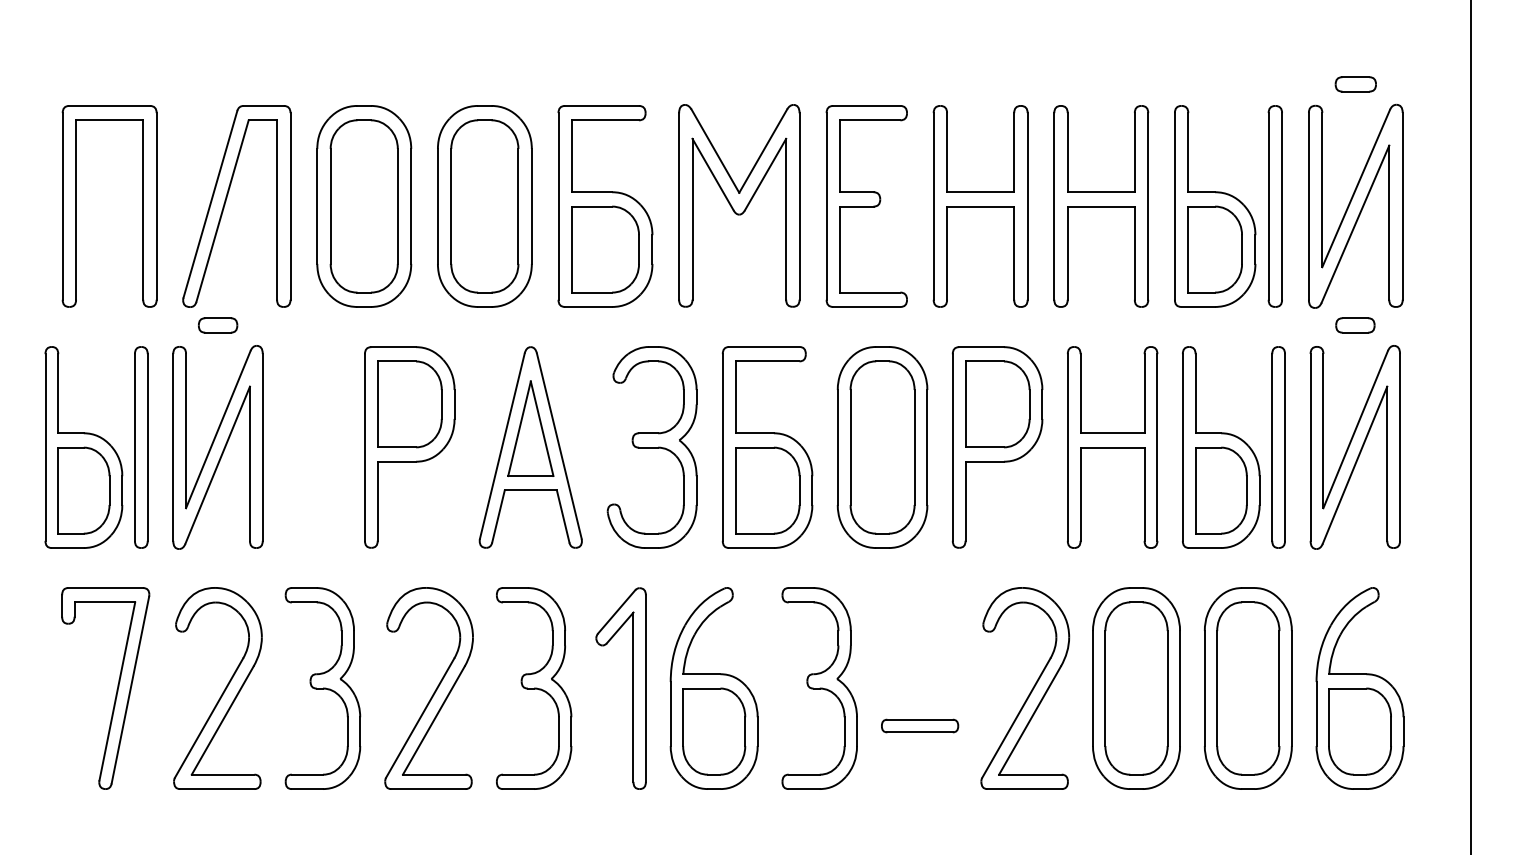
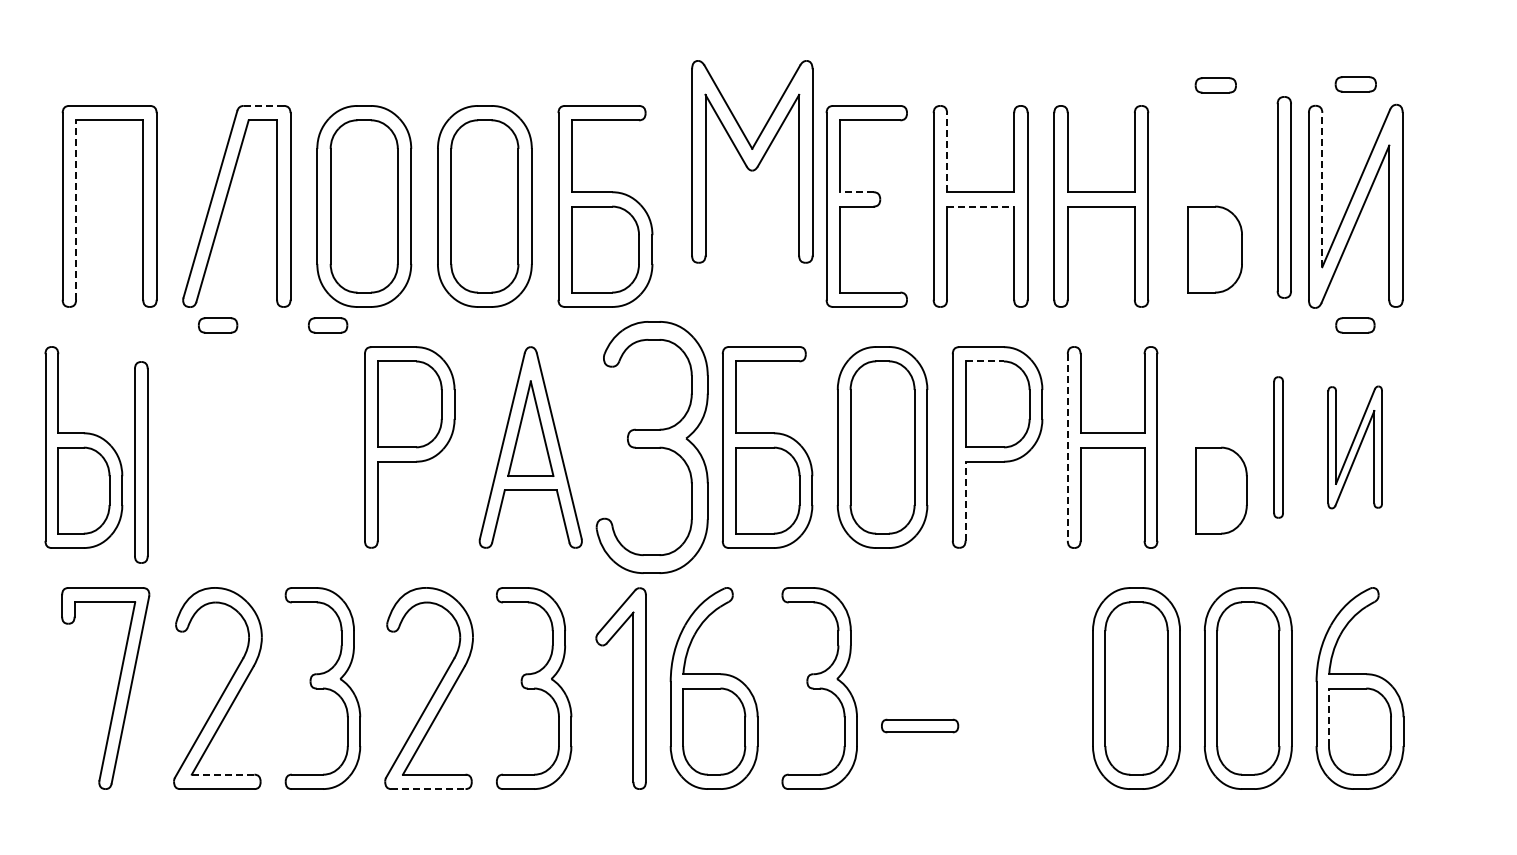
part: none -> present (1215, 85)
line: solid -> dashed (263, 105)
line: solid -> dashed (947, 152)
line: solid -> dashed (1322, 189)
line: solid -> dashed (856, 192)
part position: (739, 205) -> (752, 161) (752, 161)
line: solid -> dashed (980, 206)
part: present -> none (1215, 206)
part position: (1274, 206) -> (1283, 197) (1283, 197)
line: solid -> dashed (76, 210)
part: none -> present (328, 325)
line: solid -> dashed (985, 361)
line: present -> none (1471, 426)
part position: (141, 447) -> (141, 462) (141, 462)
part: present -> none (217, 447)
part size: 92x203 px -> 114x253 px (651, 447)
part: present -> none (1221, 447)
part size: 15x203 px -> 11x143 px (1278, 447)
part size: 92x205 px -> 56x125 px (1354, 447)
line: solid -> dashed (1067, 448)
line: solid -> dashed (965, 500)
part: present -> none (1025, 688)
line: solid -> dashed (1328, 717)
line: solid -> dashed (222, 774)
line: solid -> dashed (428, 789)
